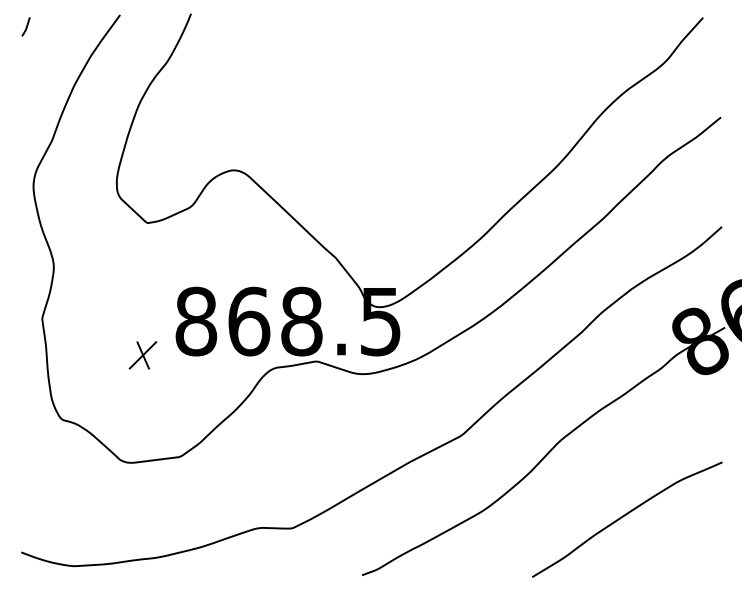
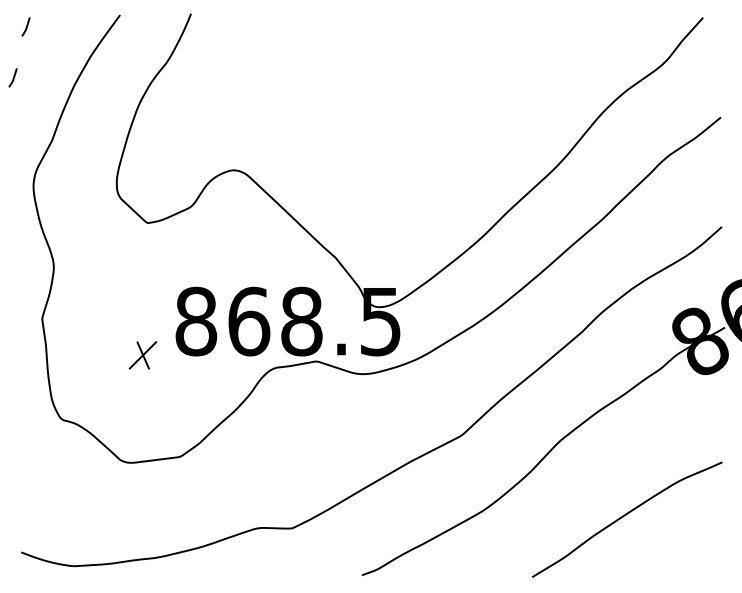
curve: none -> present (13, 77)
